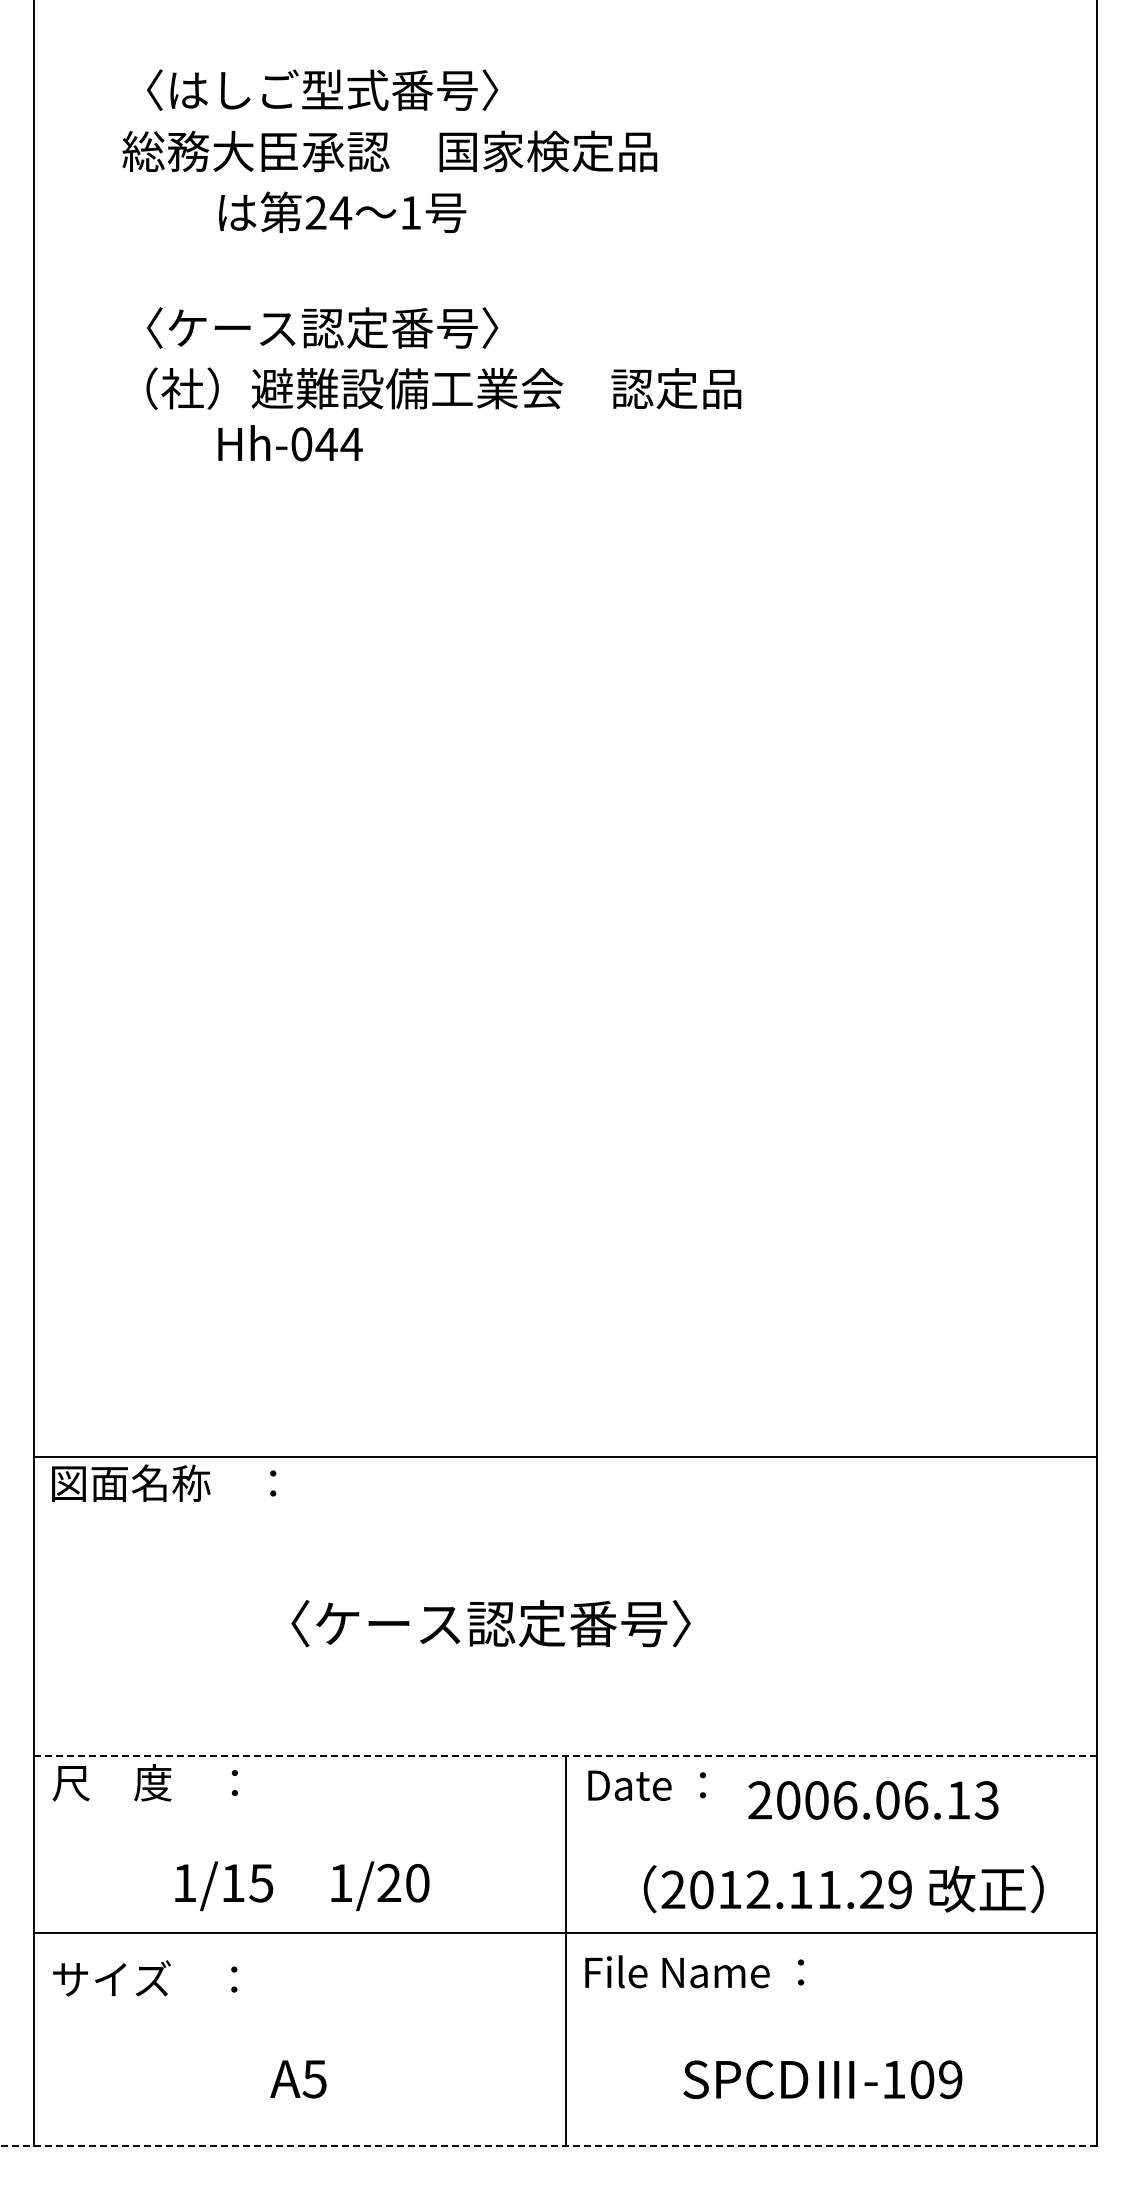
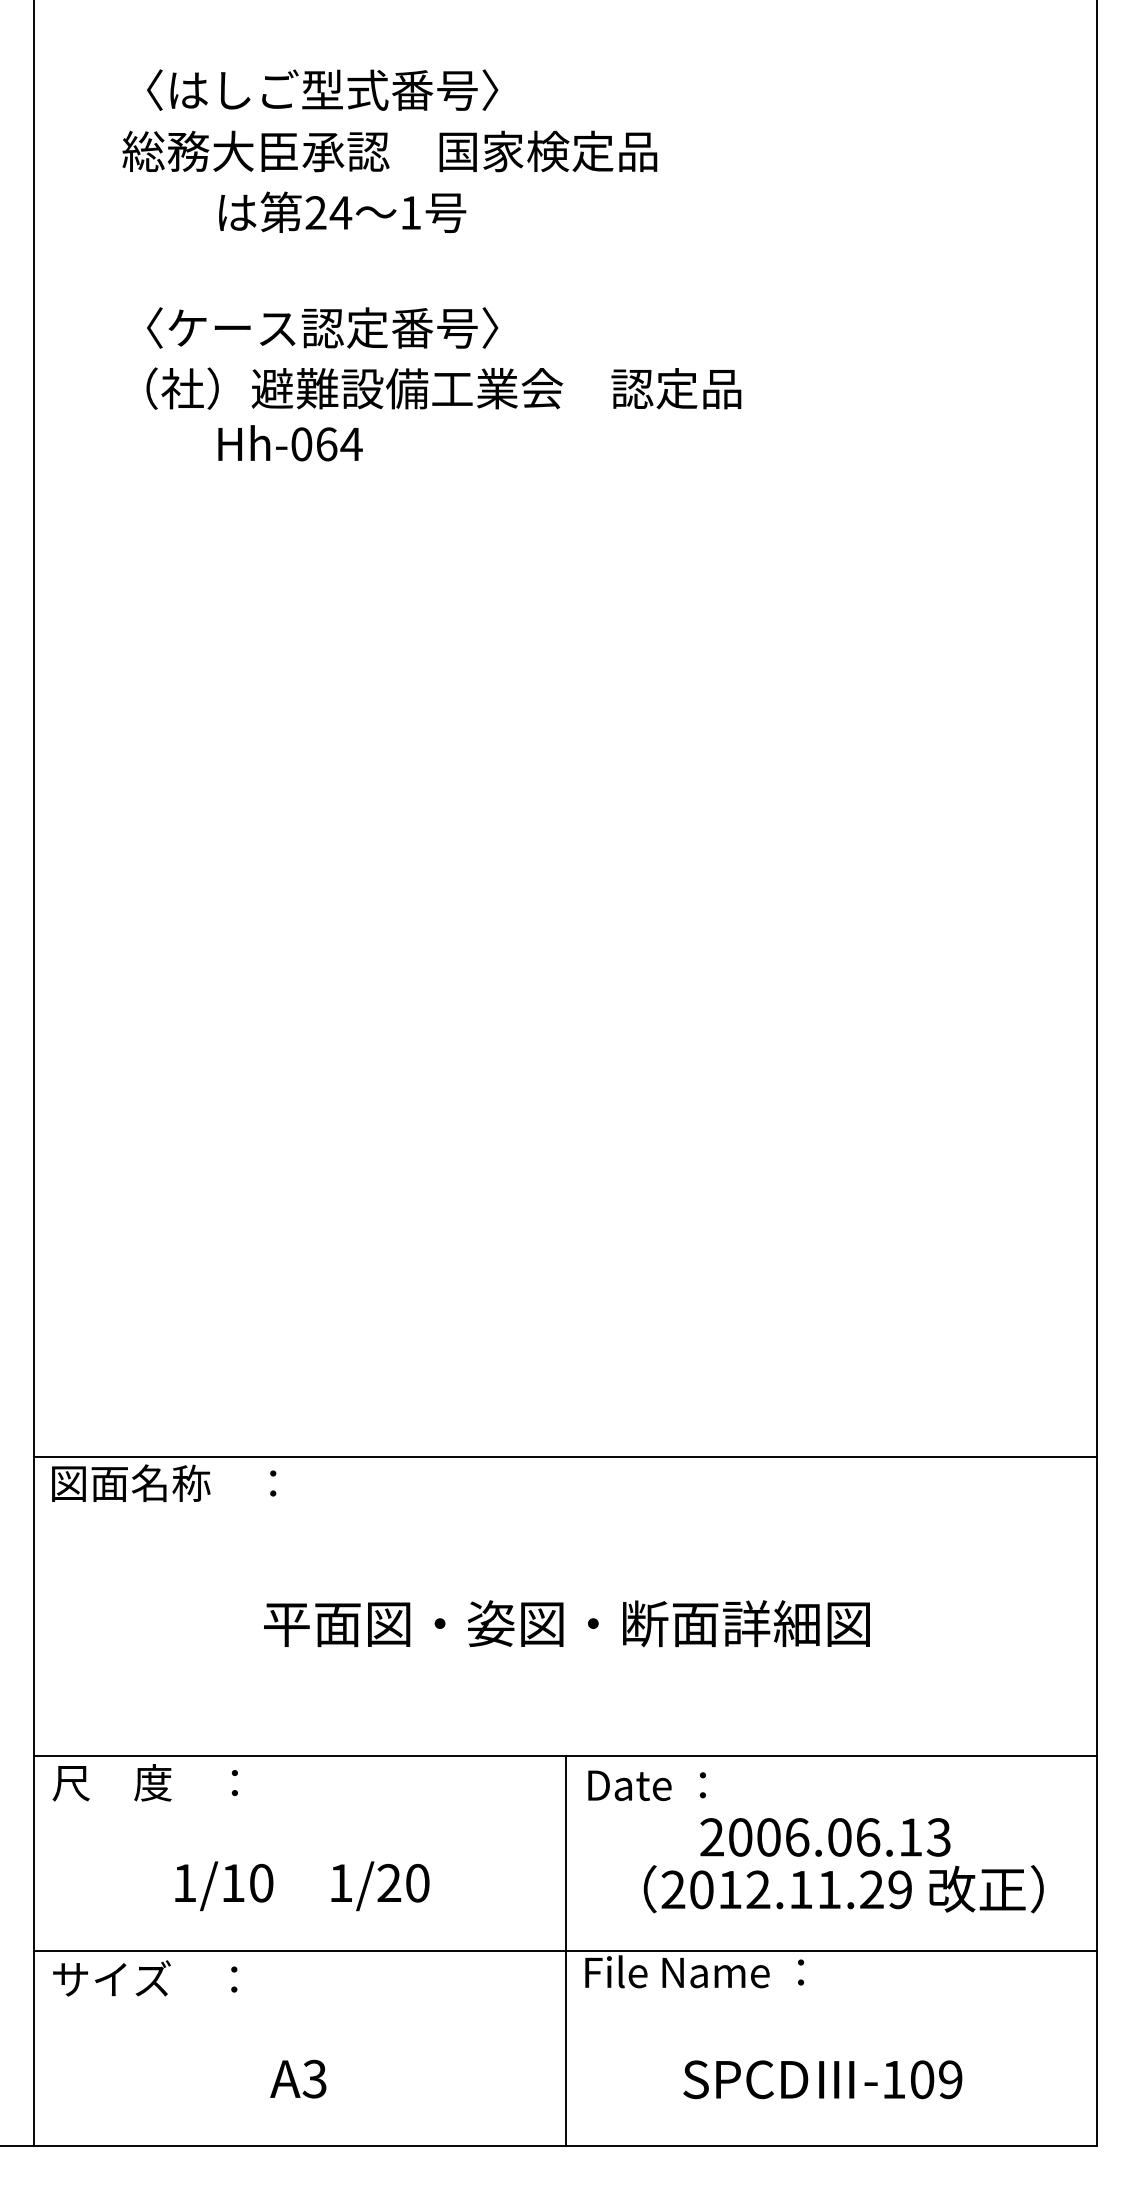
text: Hh-044 -> Hh-064 (326, 444)
text: 〈ケース認定番号〉 -> 平面図・姿図・断面詳細図 (566, 1623)
line: dashed -> solid (565, 1756)
text position: (873, 1800) -> (825, 1837) (825, 1837)
text: 1/15 -> 1/10 (261, 1882)
line position: (565, 1932) -> (565, 1950) (565, 1950)
text: A5 -> A3 (314, 2078)
line: dashed -> solid (549, 2145)
